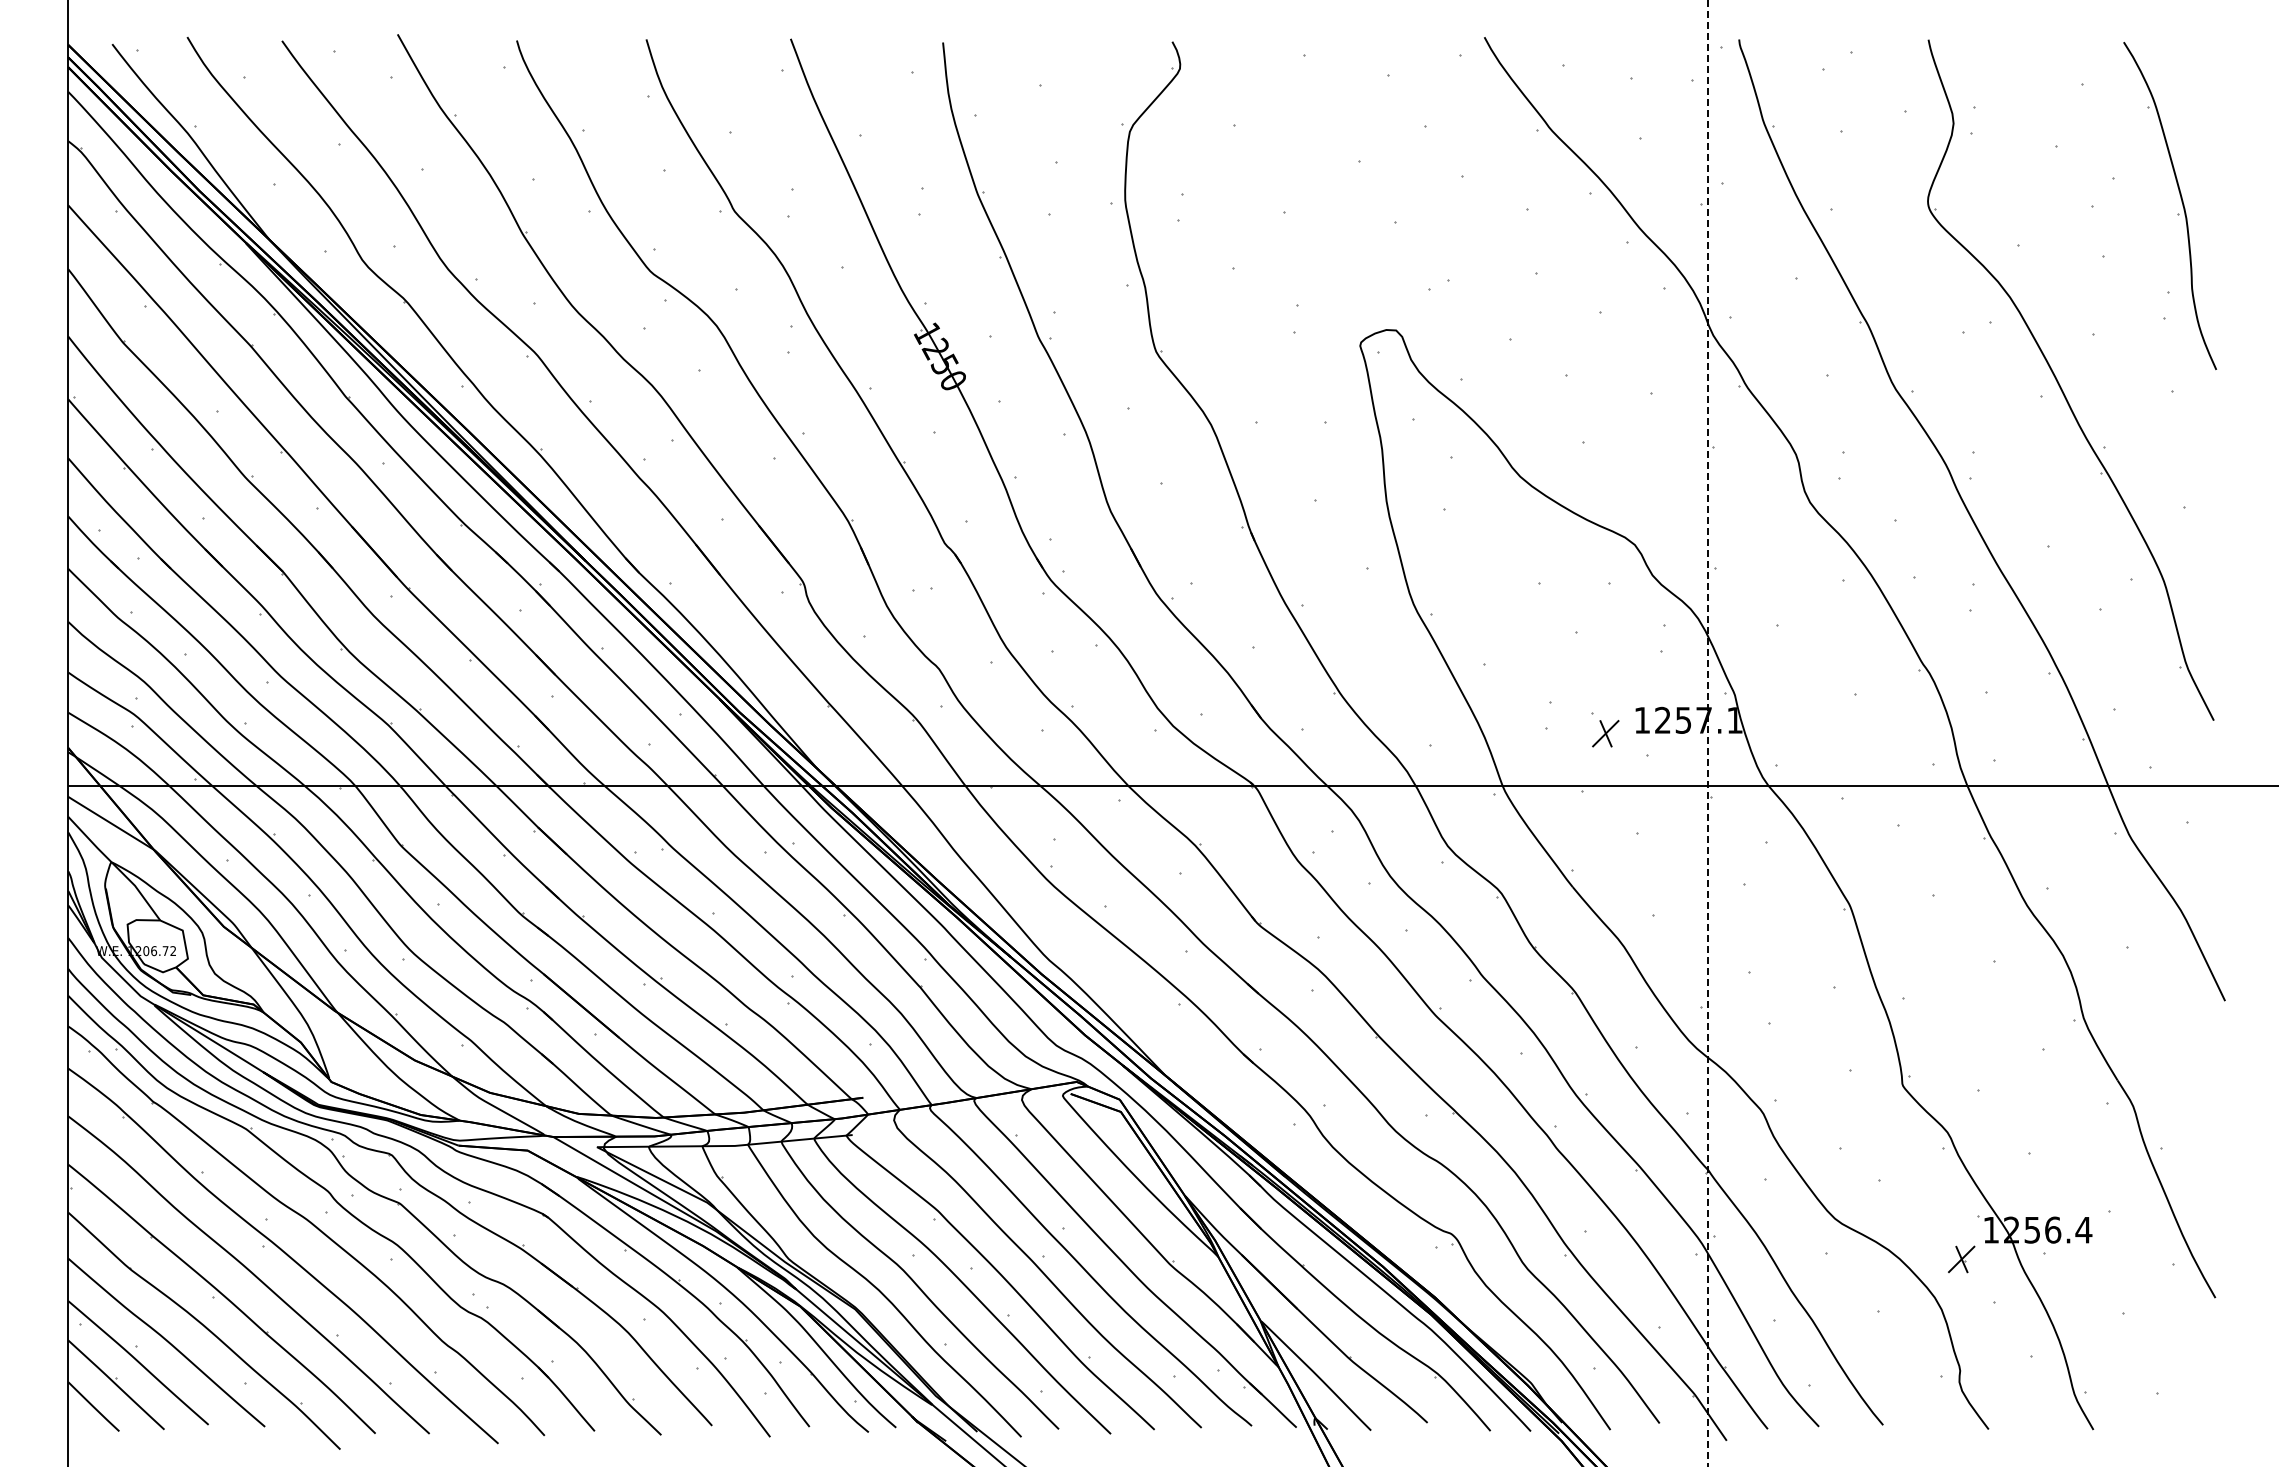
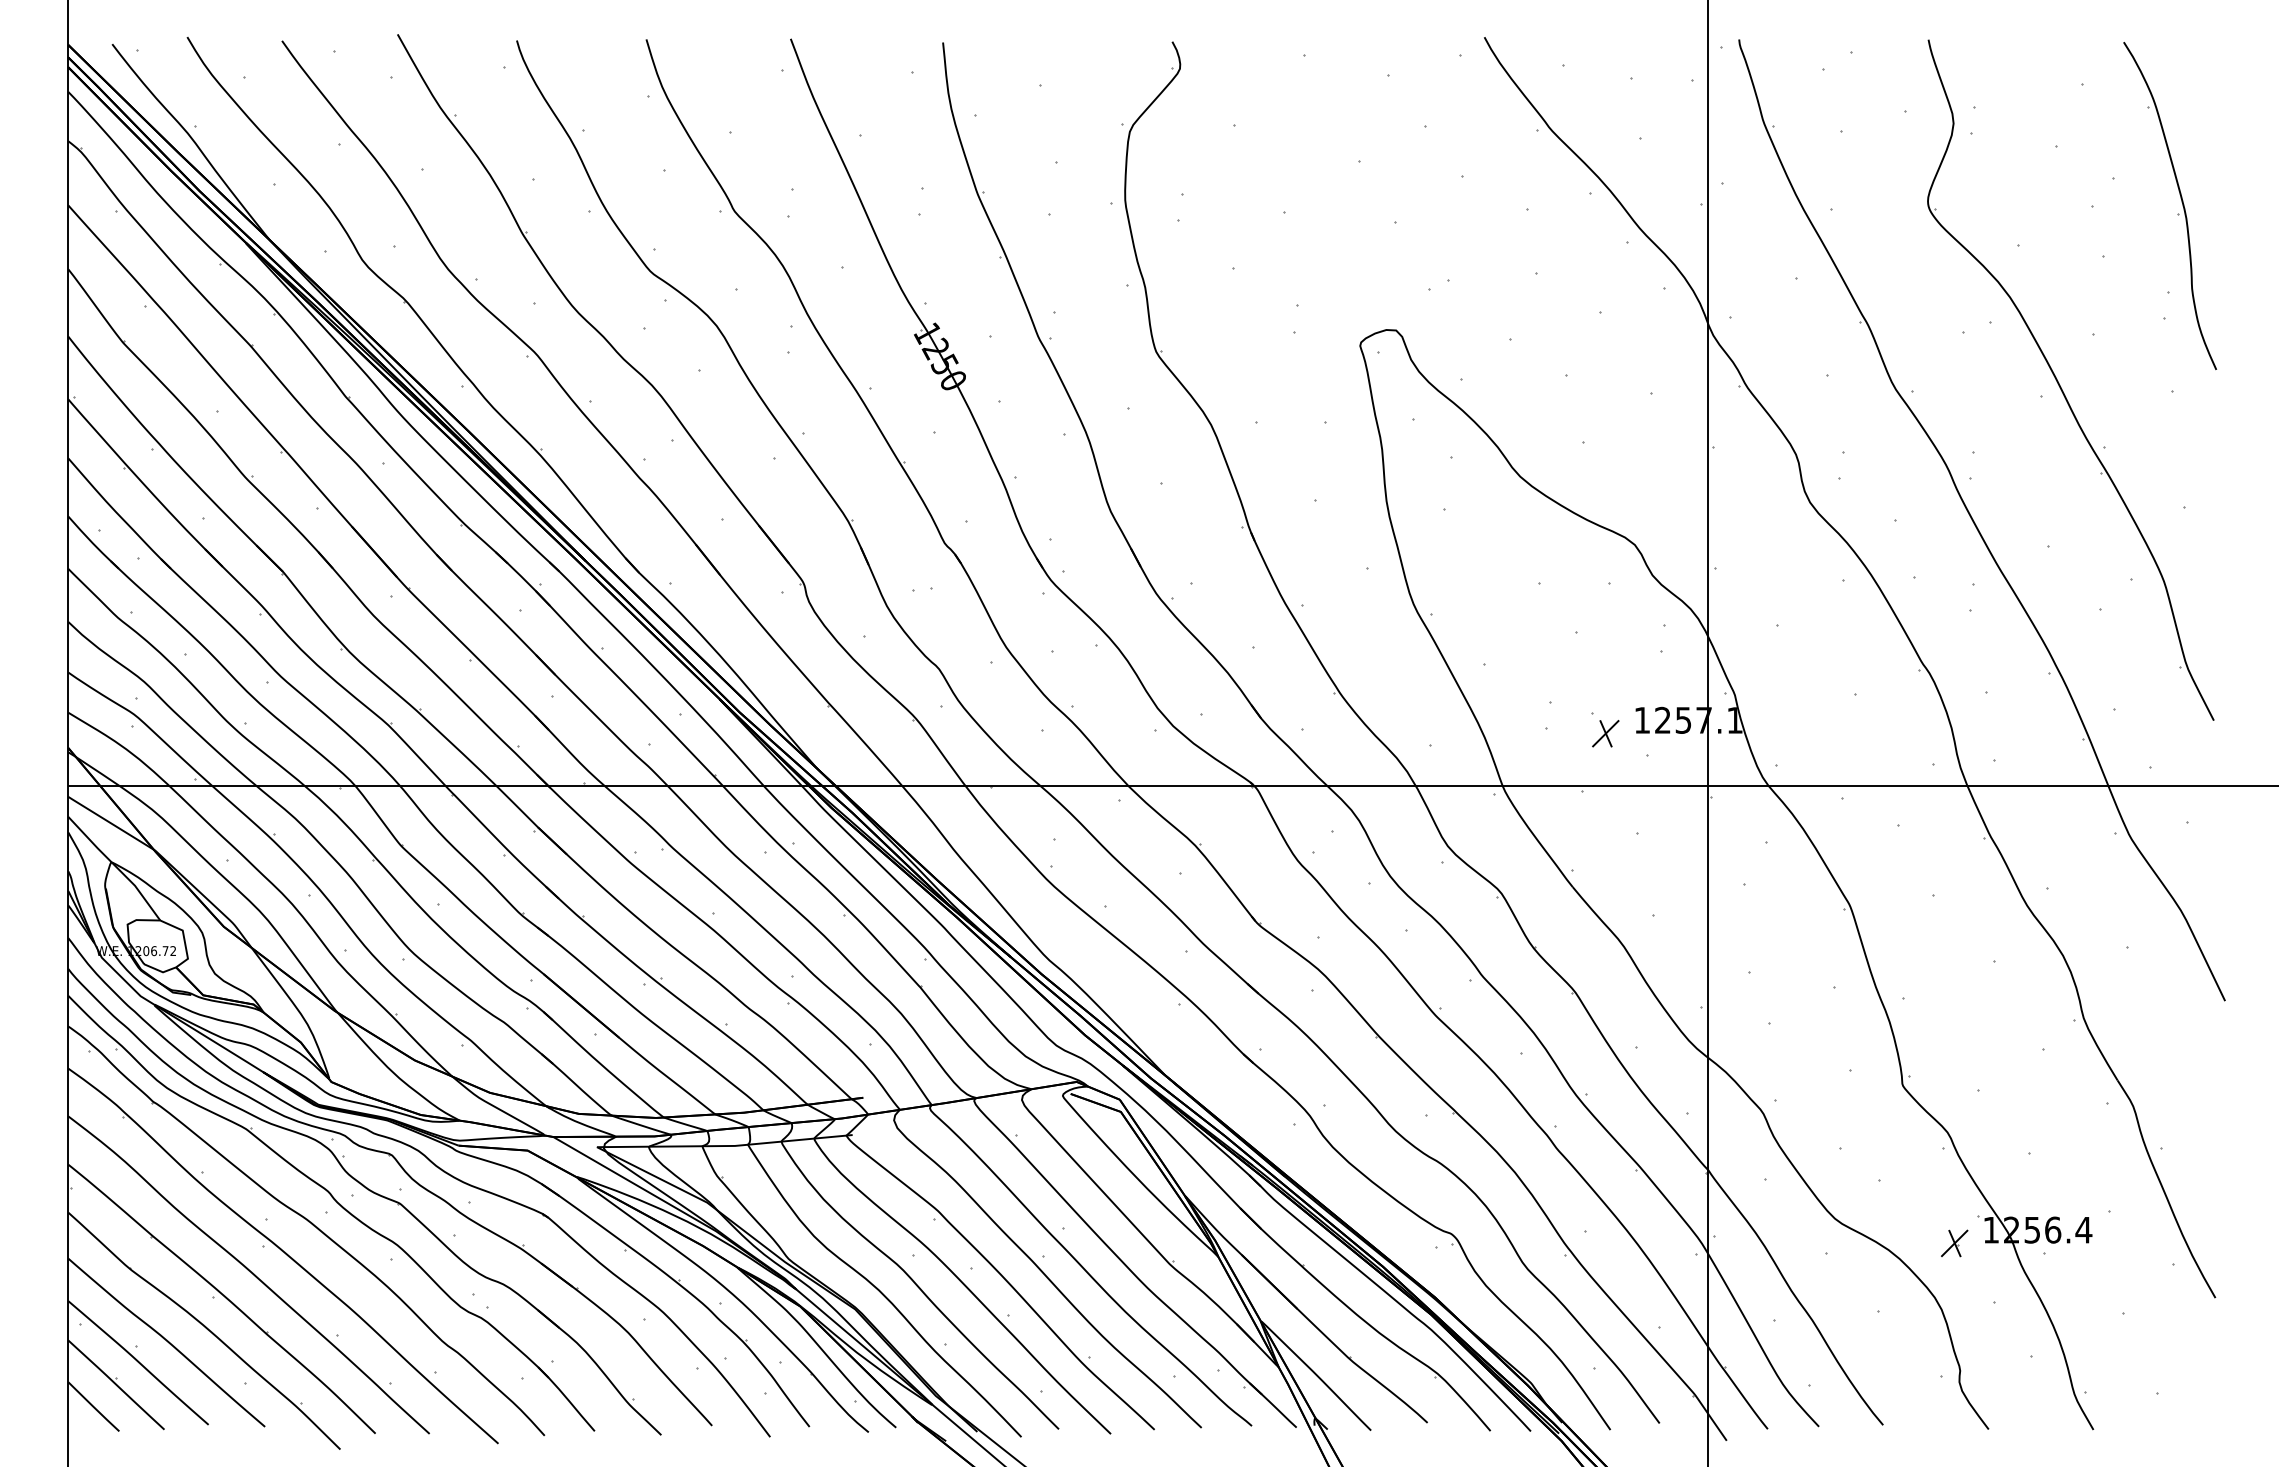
line: dashed -> solid (1707, 732)
part position: (1961, 1259) -> (1954, 1243) (1954, 1243)
